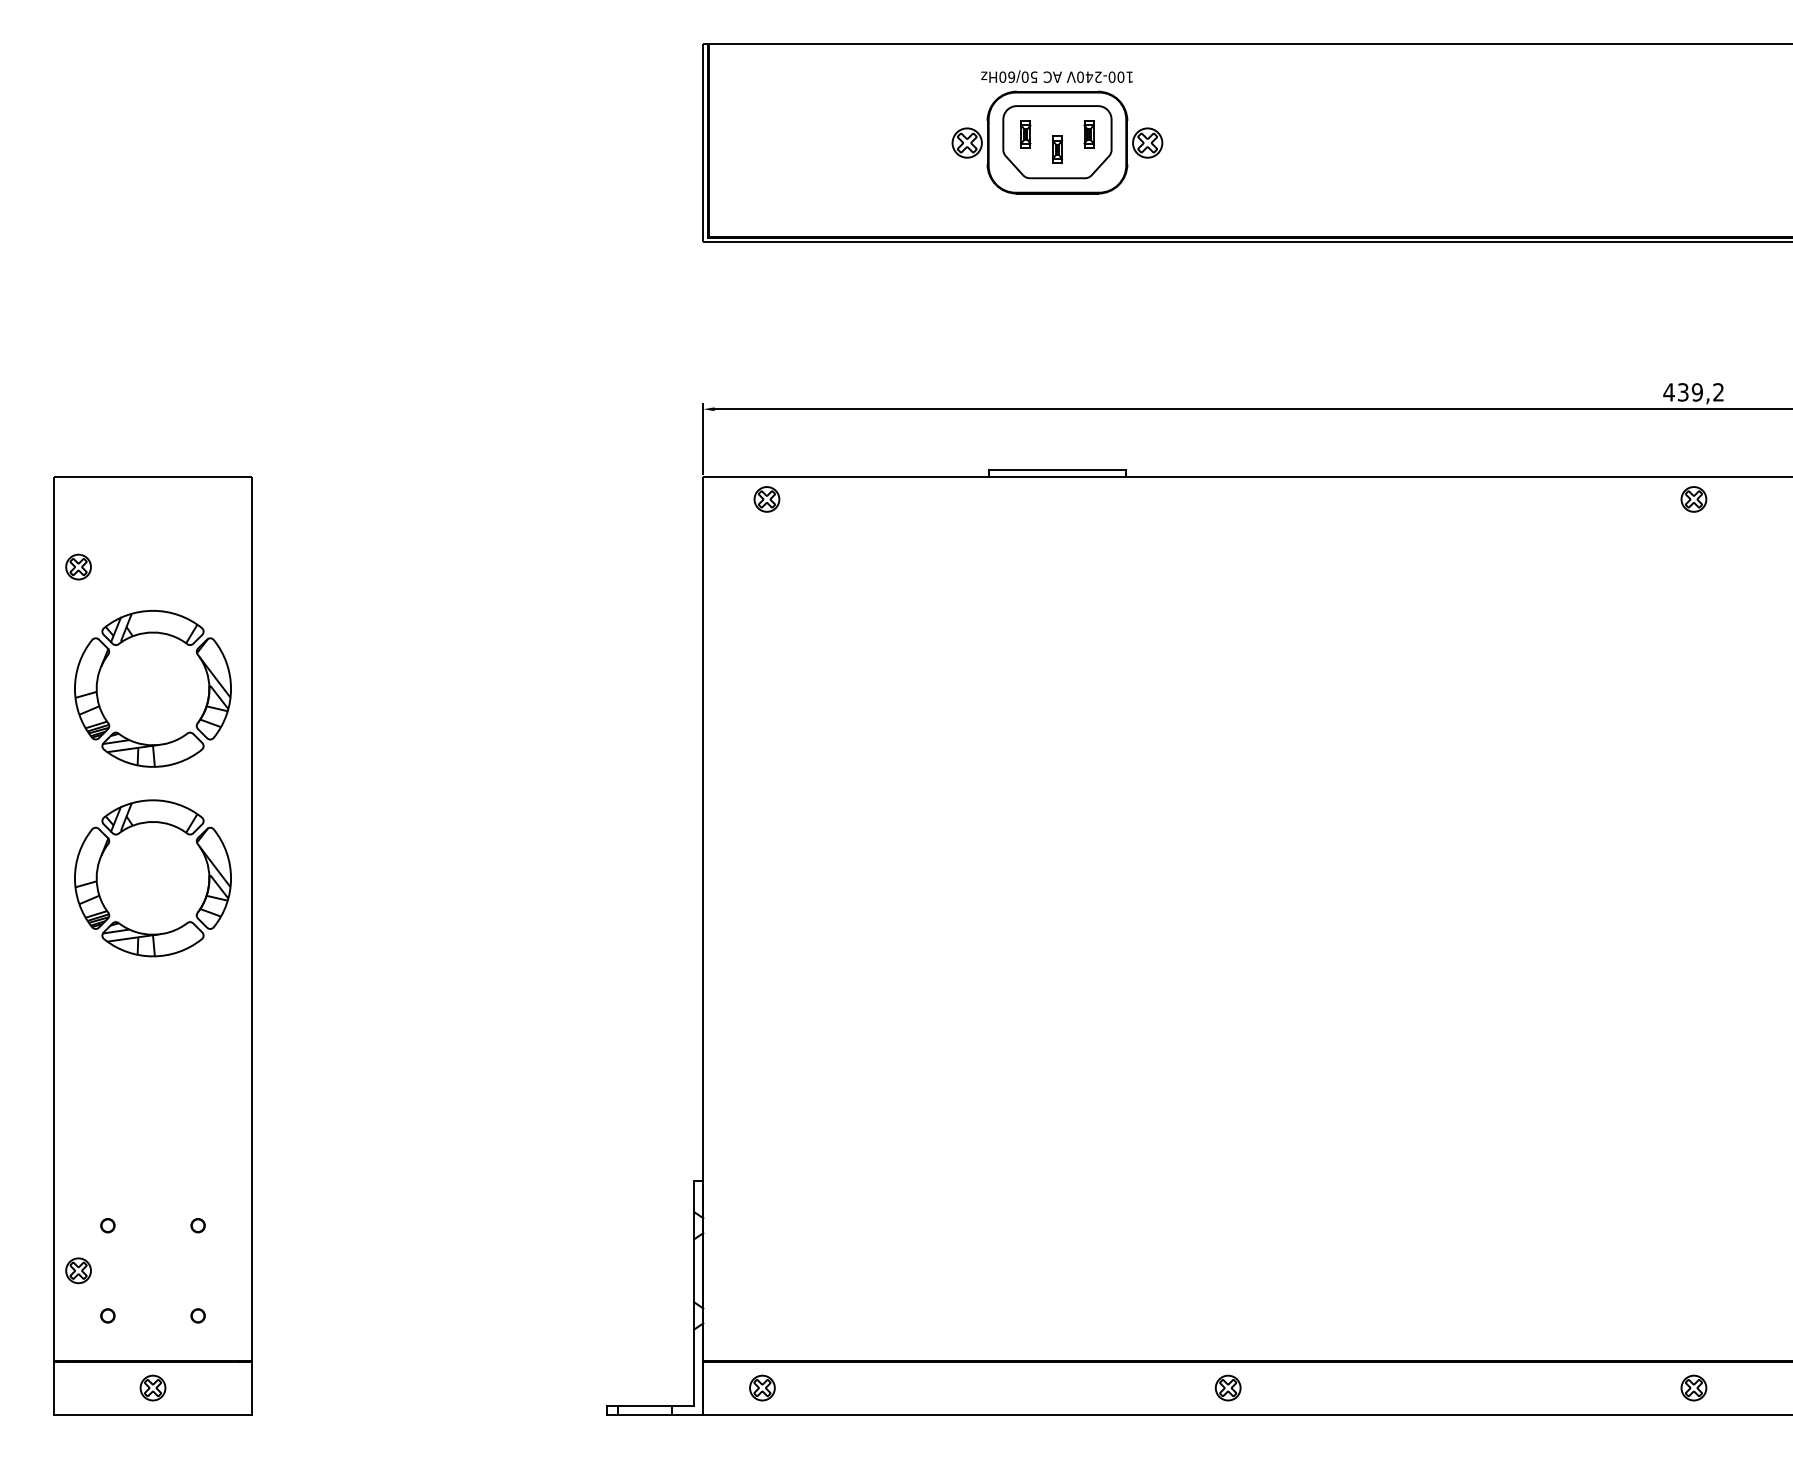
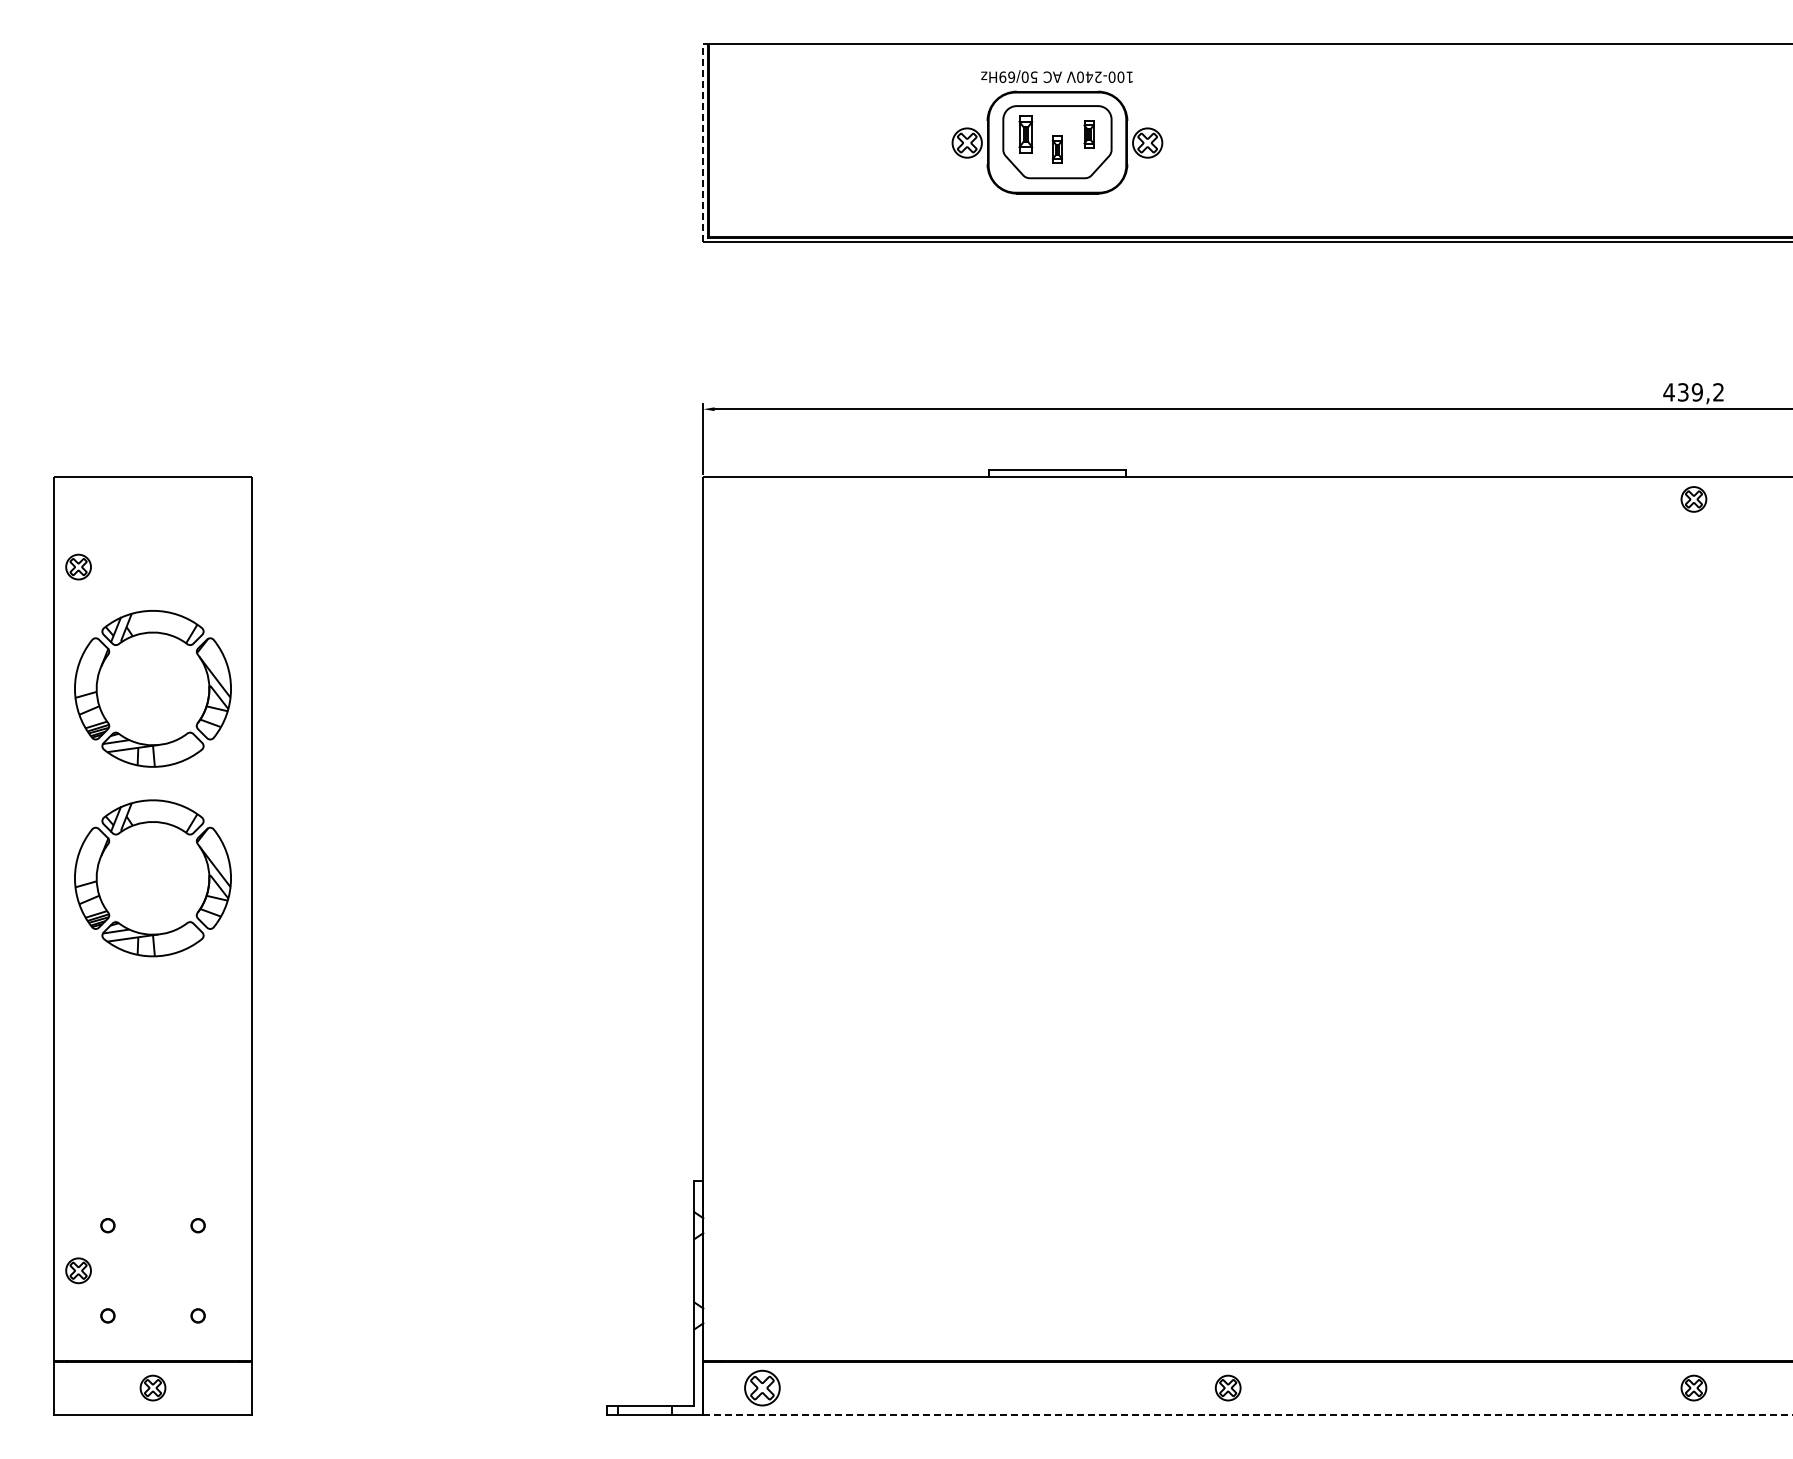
text: 50/60Hz -> 50/69Hz (1002, 76)
part size: 12x29 px -> 16x39 px (1025, 134)
line: solid -> dashed (703, 142)
part: present -> none (766, 499)
part size: 27x28 px -> 37x38 px (762, 1387)
line: solid -> dashed (1248, 1415)
